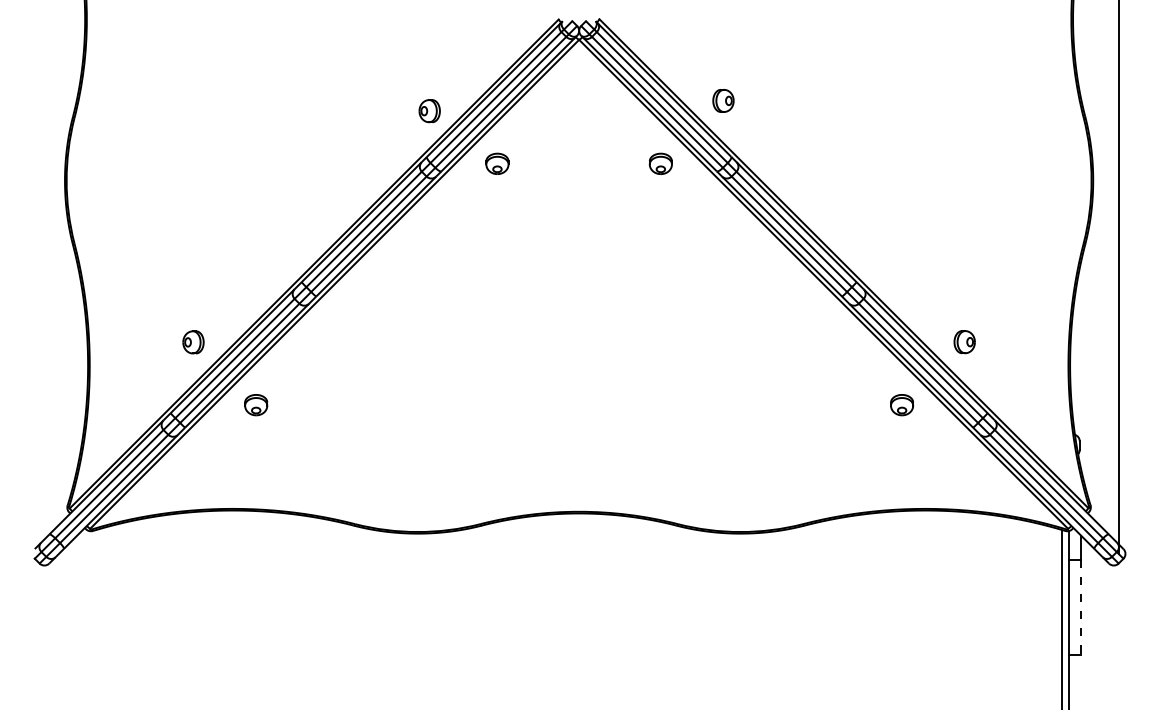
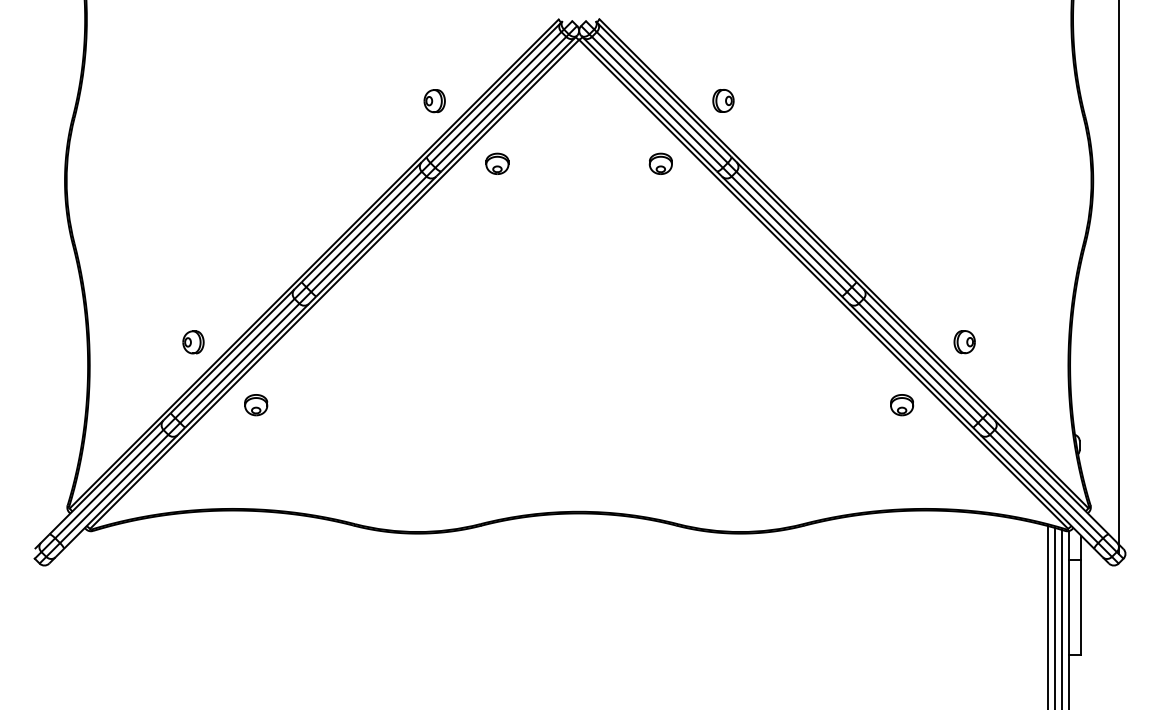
part position: (429, 111) -> (434, 101) (434, 101)
line: dashed -> solid (1081, 607)
line: none -> present (1048, 616)
line: none -> present (1055, 616)
